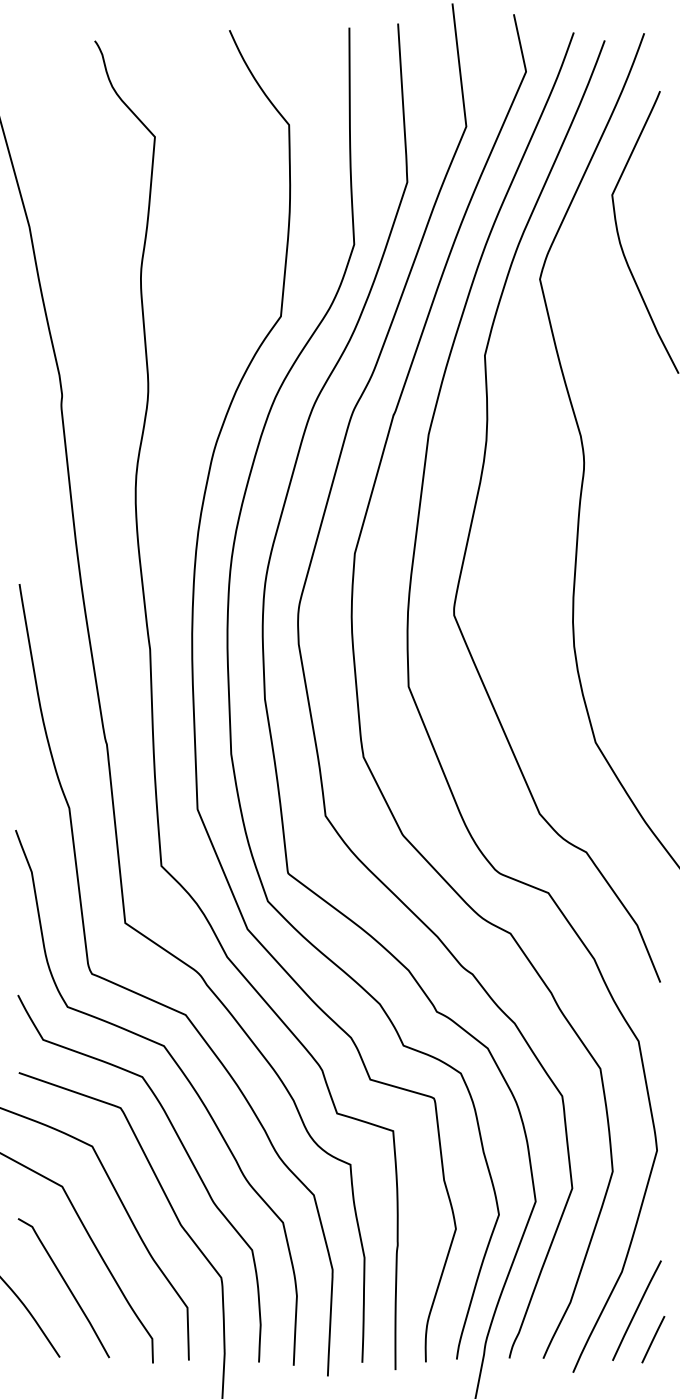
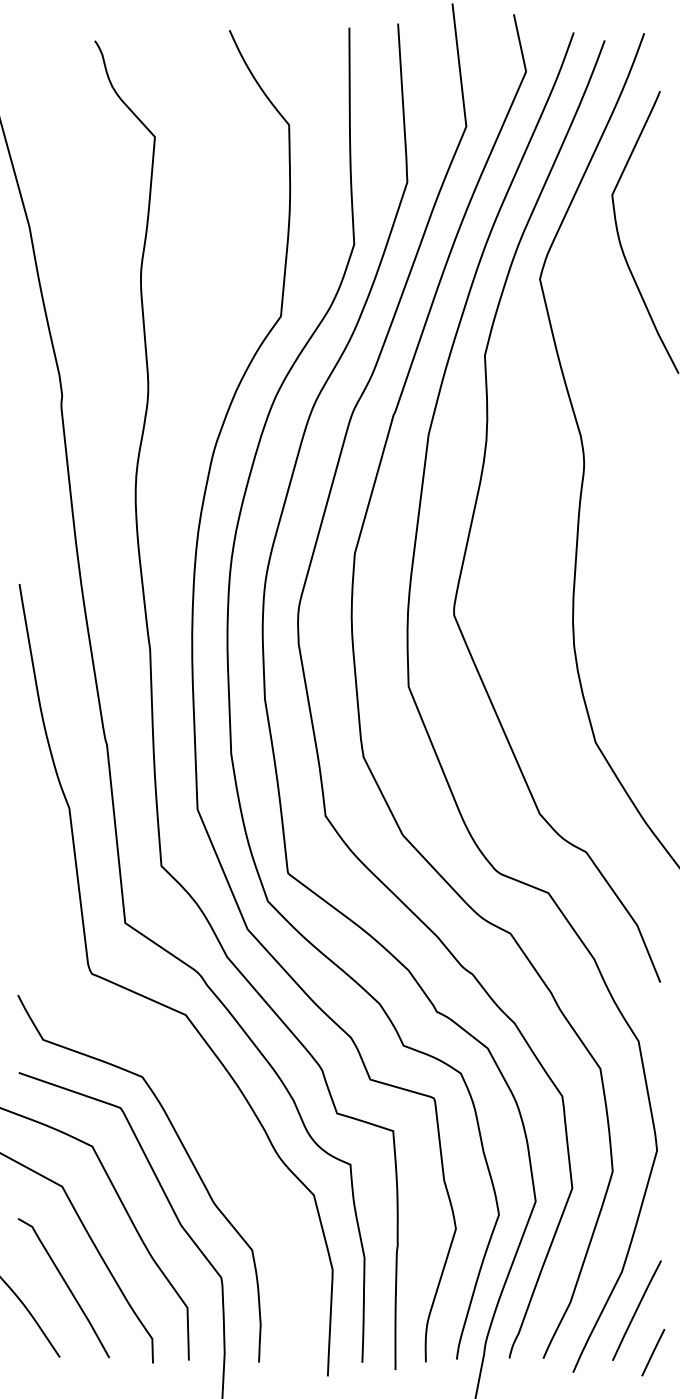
curve: present -> none (185, 1078)
line position: (653, 1339) -> (653, 1352) (653, 1352)
